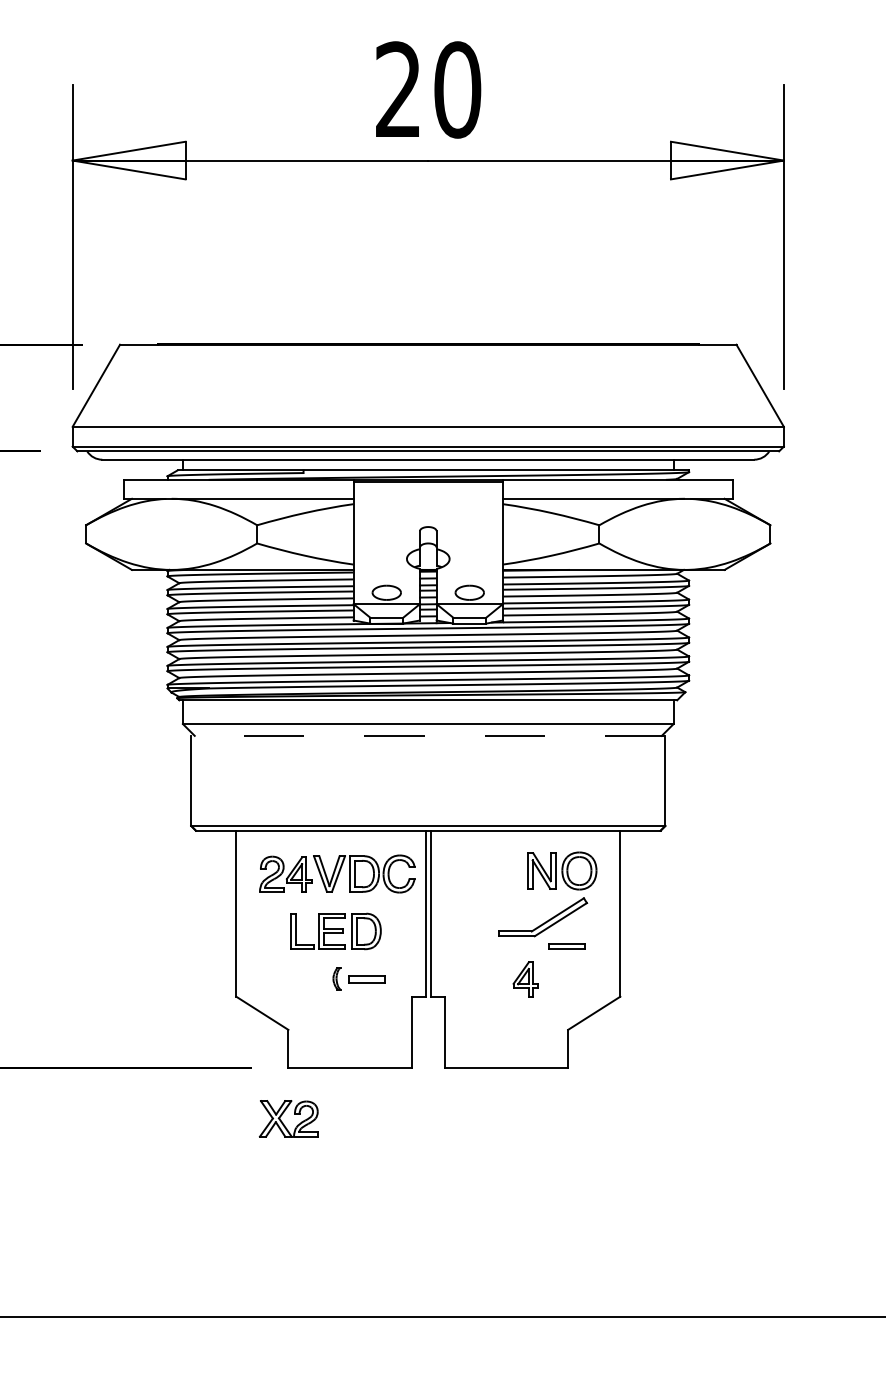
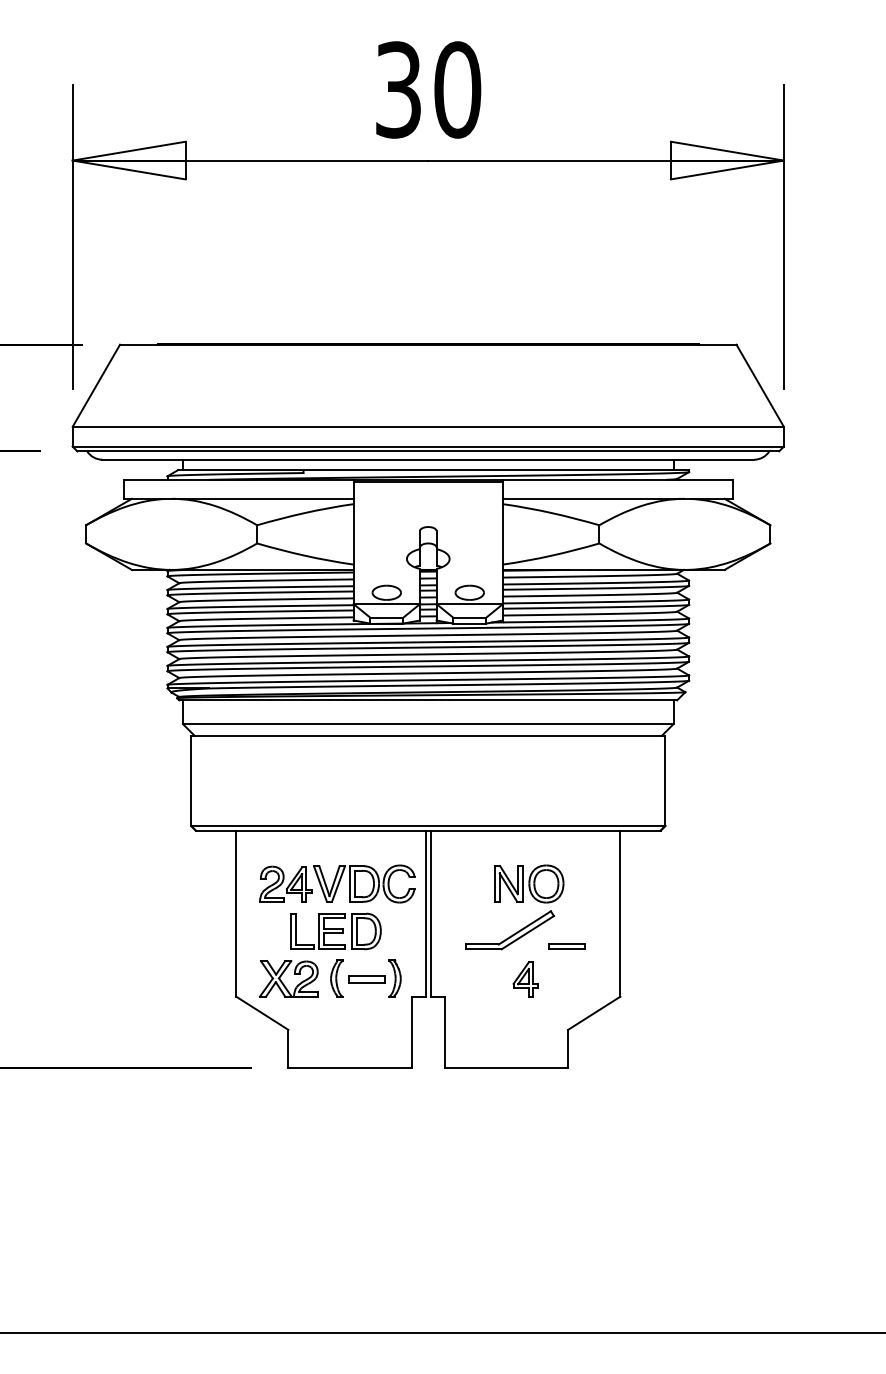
text: 20 -> 30 (398, 89)
line: dashed -> solid (427, 735)
part position: (337, 873) -> (337, 883) (337, 883)
part position: (547, 894) -> (514, 907) (514, 907)
part size: 10x24 px -> 14x39 px (336, 978)
part: none -> present (394, 978)
part position: (283, 1122) -> (283, 982) (283, 982)
line position: (442, 1316) -> (442, 1332) (442, 1332)
